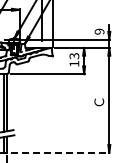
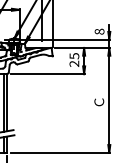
text: 9 -> 8 (99, 31)
text: 13 -> 25 (74, 59)
line: dashed -> solid (60, 152)
